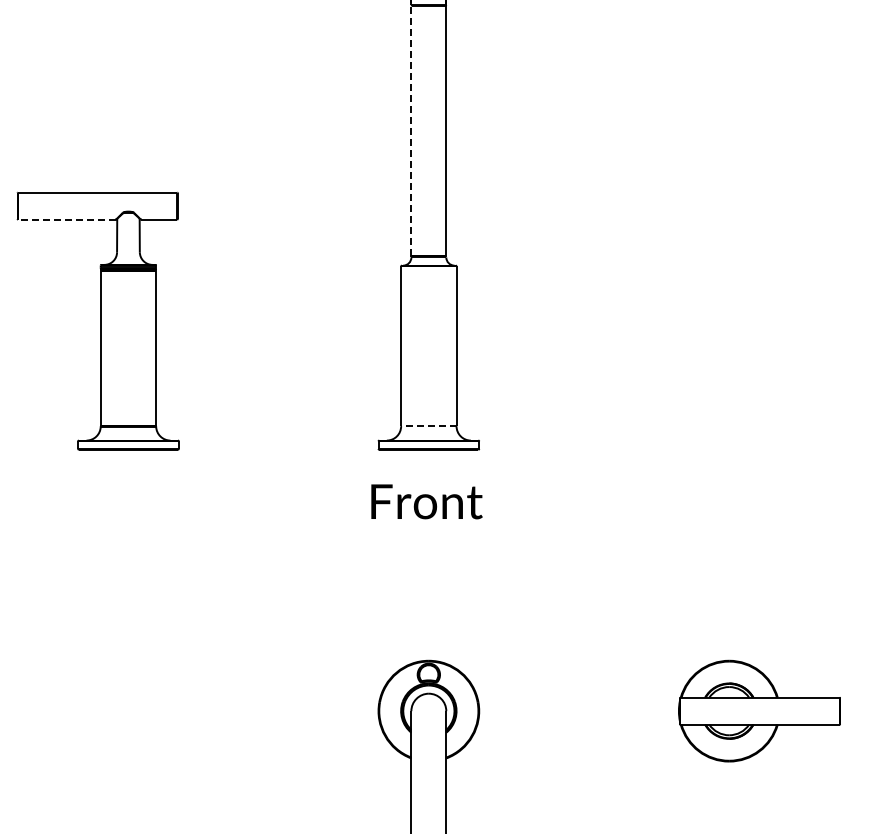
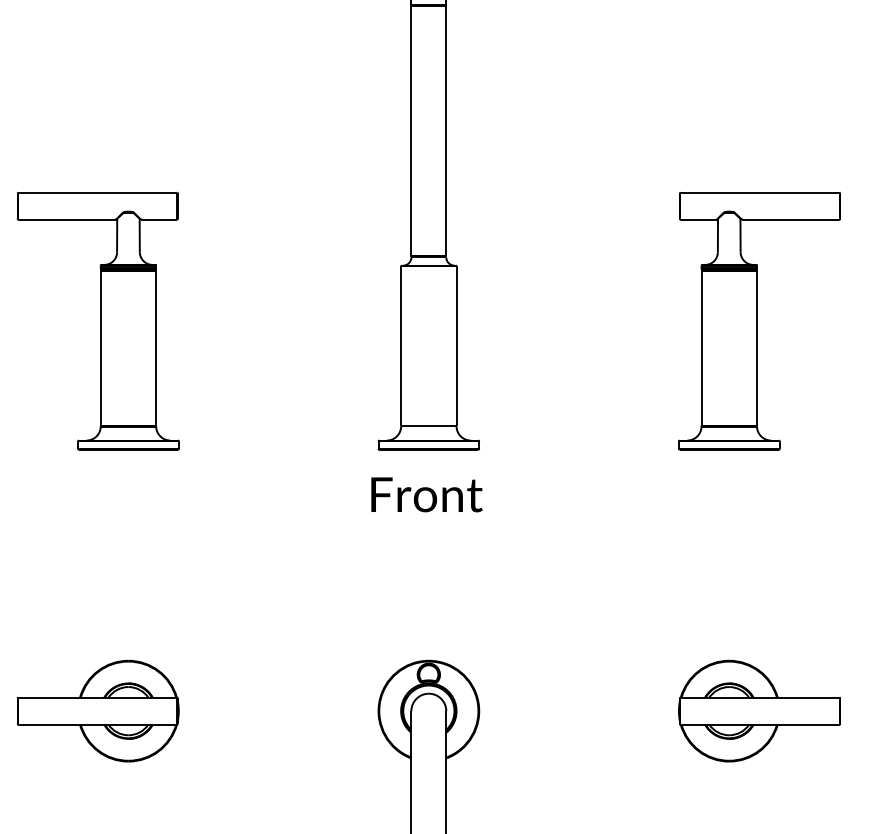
line: dashed -> solid (411, 128)
line: dashed -> solid (66, 219)
part: none -> present (759, 321)
line: dashed -> solid (428, 426)
text position: (426, 501) -> (426, 494) (426, 494)
part: none -> present (97, 710)
